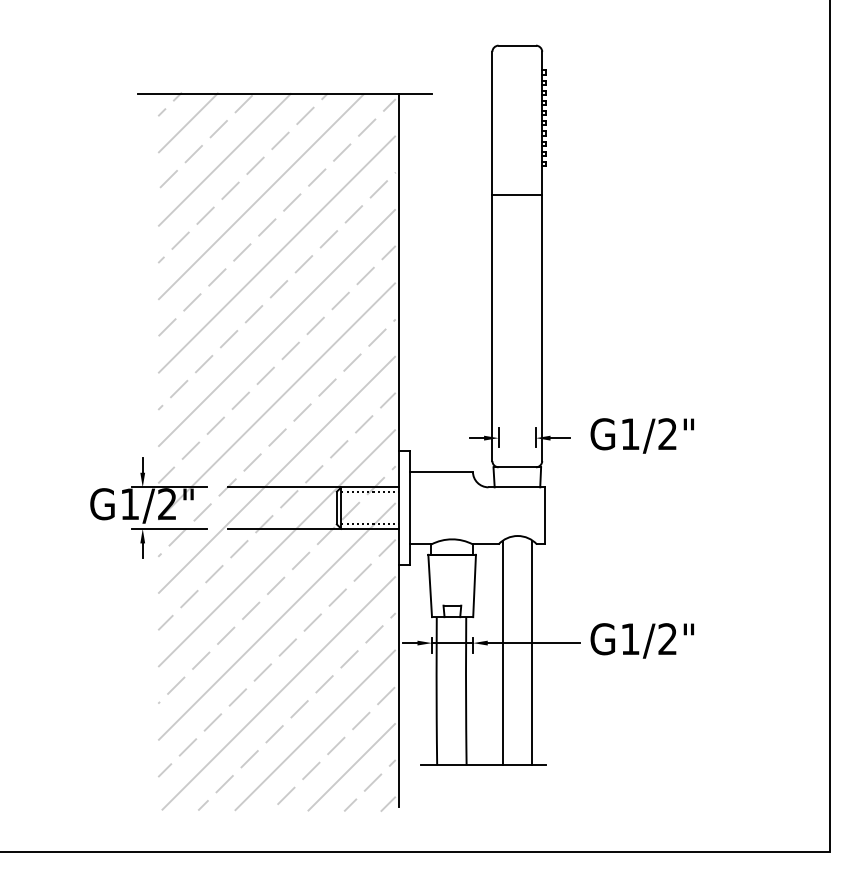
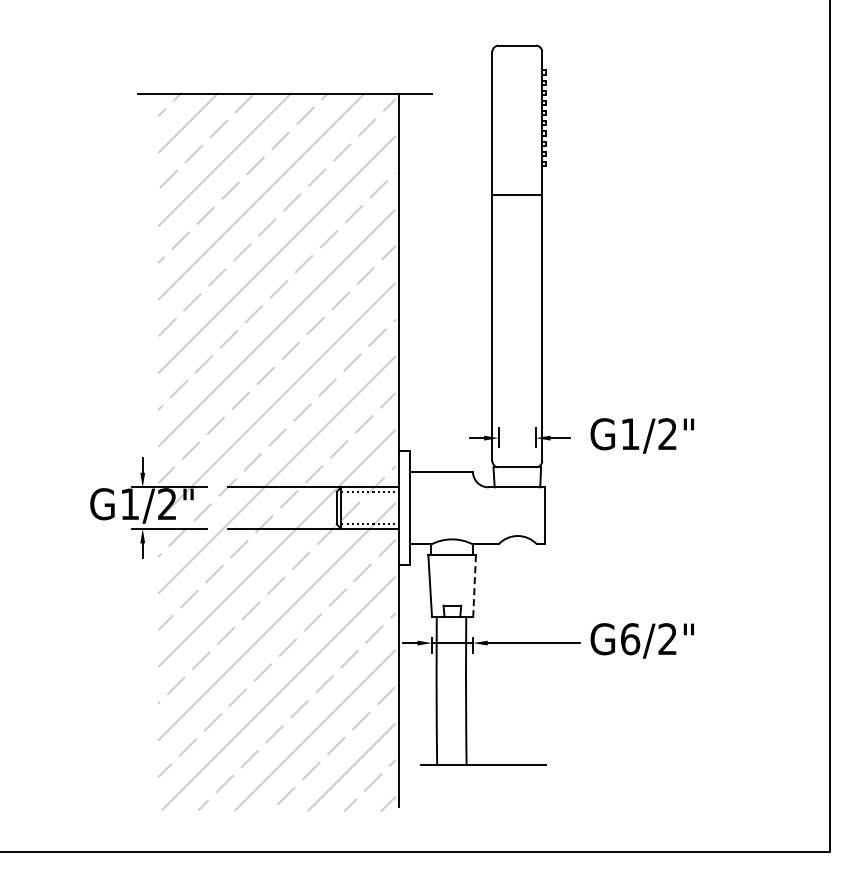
line: solid -> dashed (474, 585)
text: G1/2" -> G6/2" (630, 639)
line: present -> none (503, 652)
line: present -> none (532, 652)
